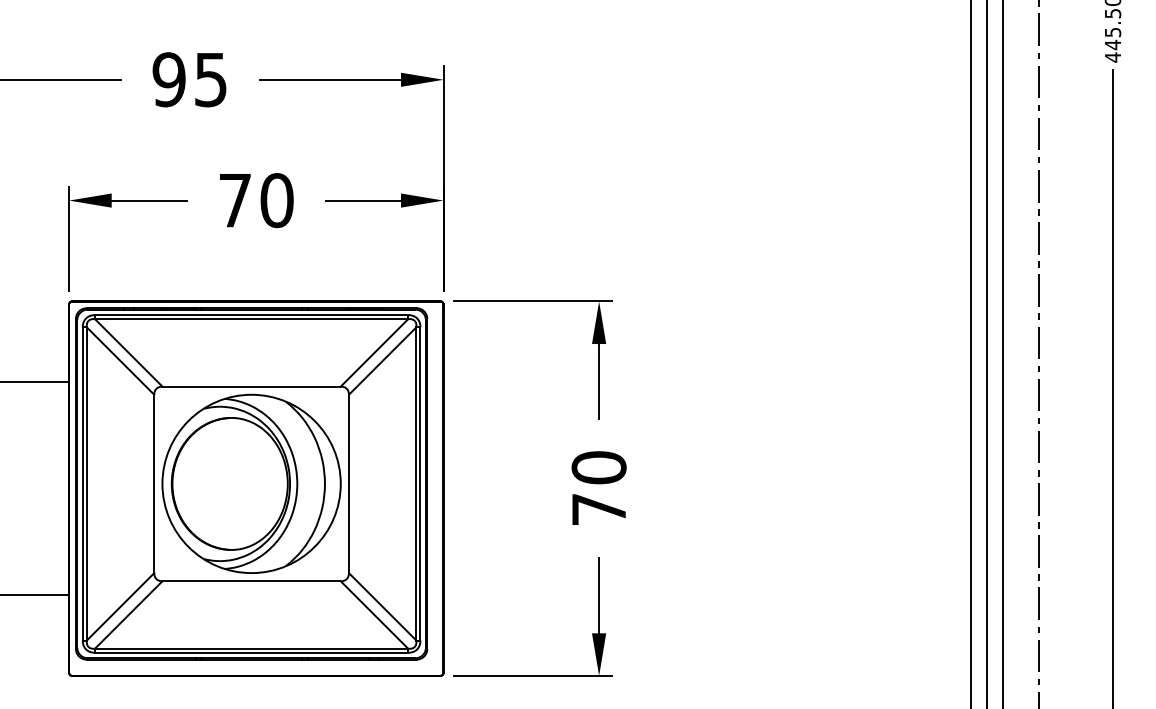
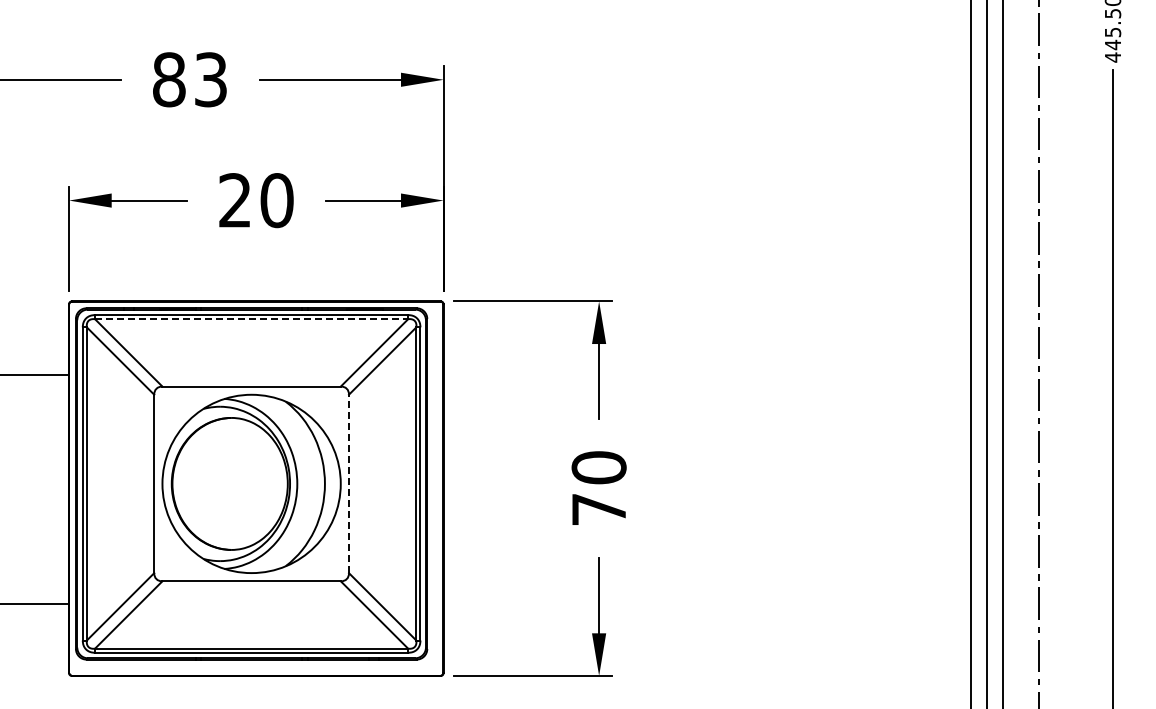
text: 95 -> 83 (189, 79)
text: 70 -> 20 (234, 200)
line: solid -> dashed (251, 319)
line position: (35, 382) -> (35, 375) (35, 375)
line: solid -> dashed (349, 483)
line position: (35, 595) -> (35, 604) (35, 604)
